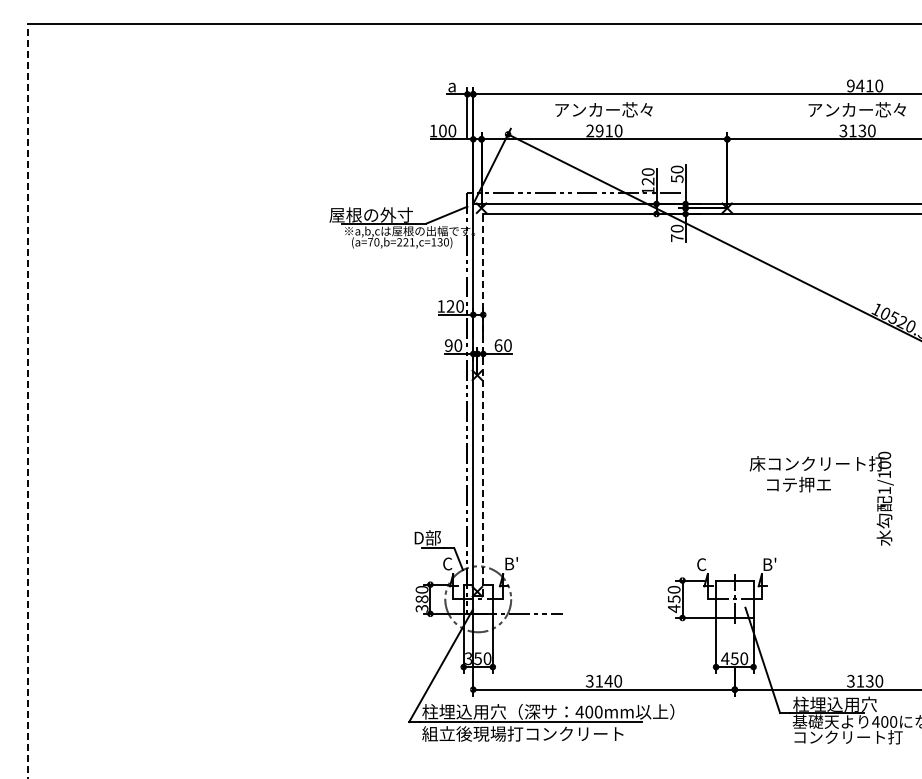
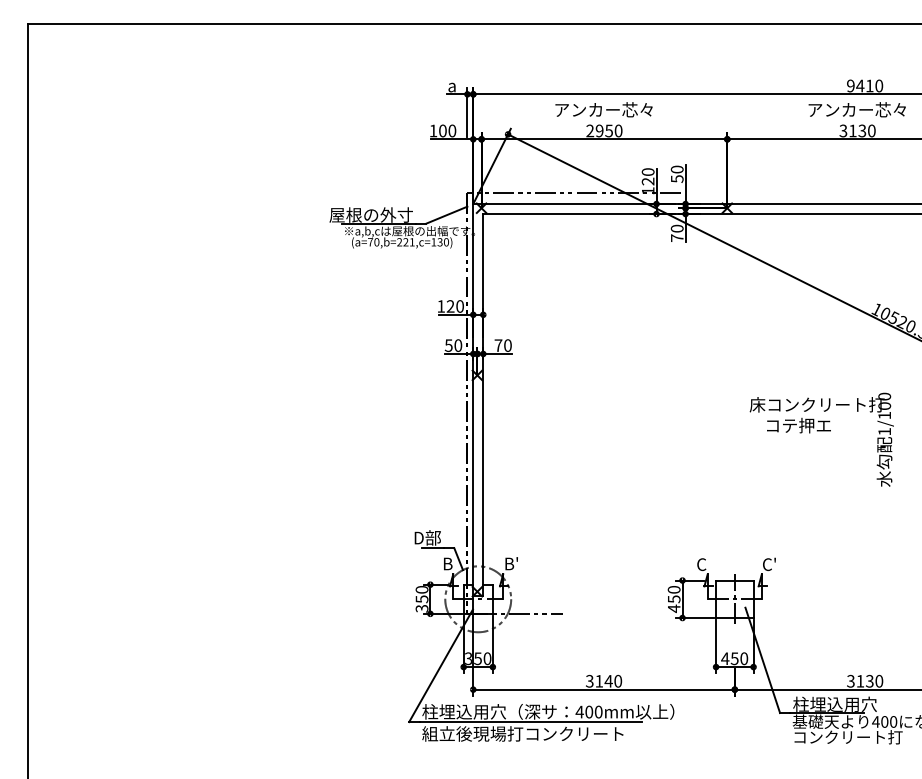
text: 2910 -> 2950 (608, 130)
text: 90 -> 50 (448, 345)
text: 60 -> 70 (498, 345)
line: dashed -> solid (27, 400)
line: dashed -> solid (483, 404)
text position: (821, 498) -> (821, 439) (821, 439)
text: C -> B (447, 563)
text: B' -> C' (769, 564)
text: 380 -> 350 (421, 599)
